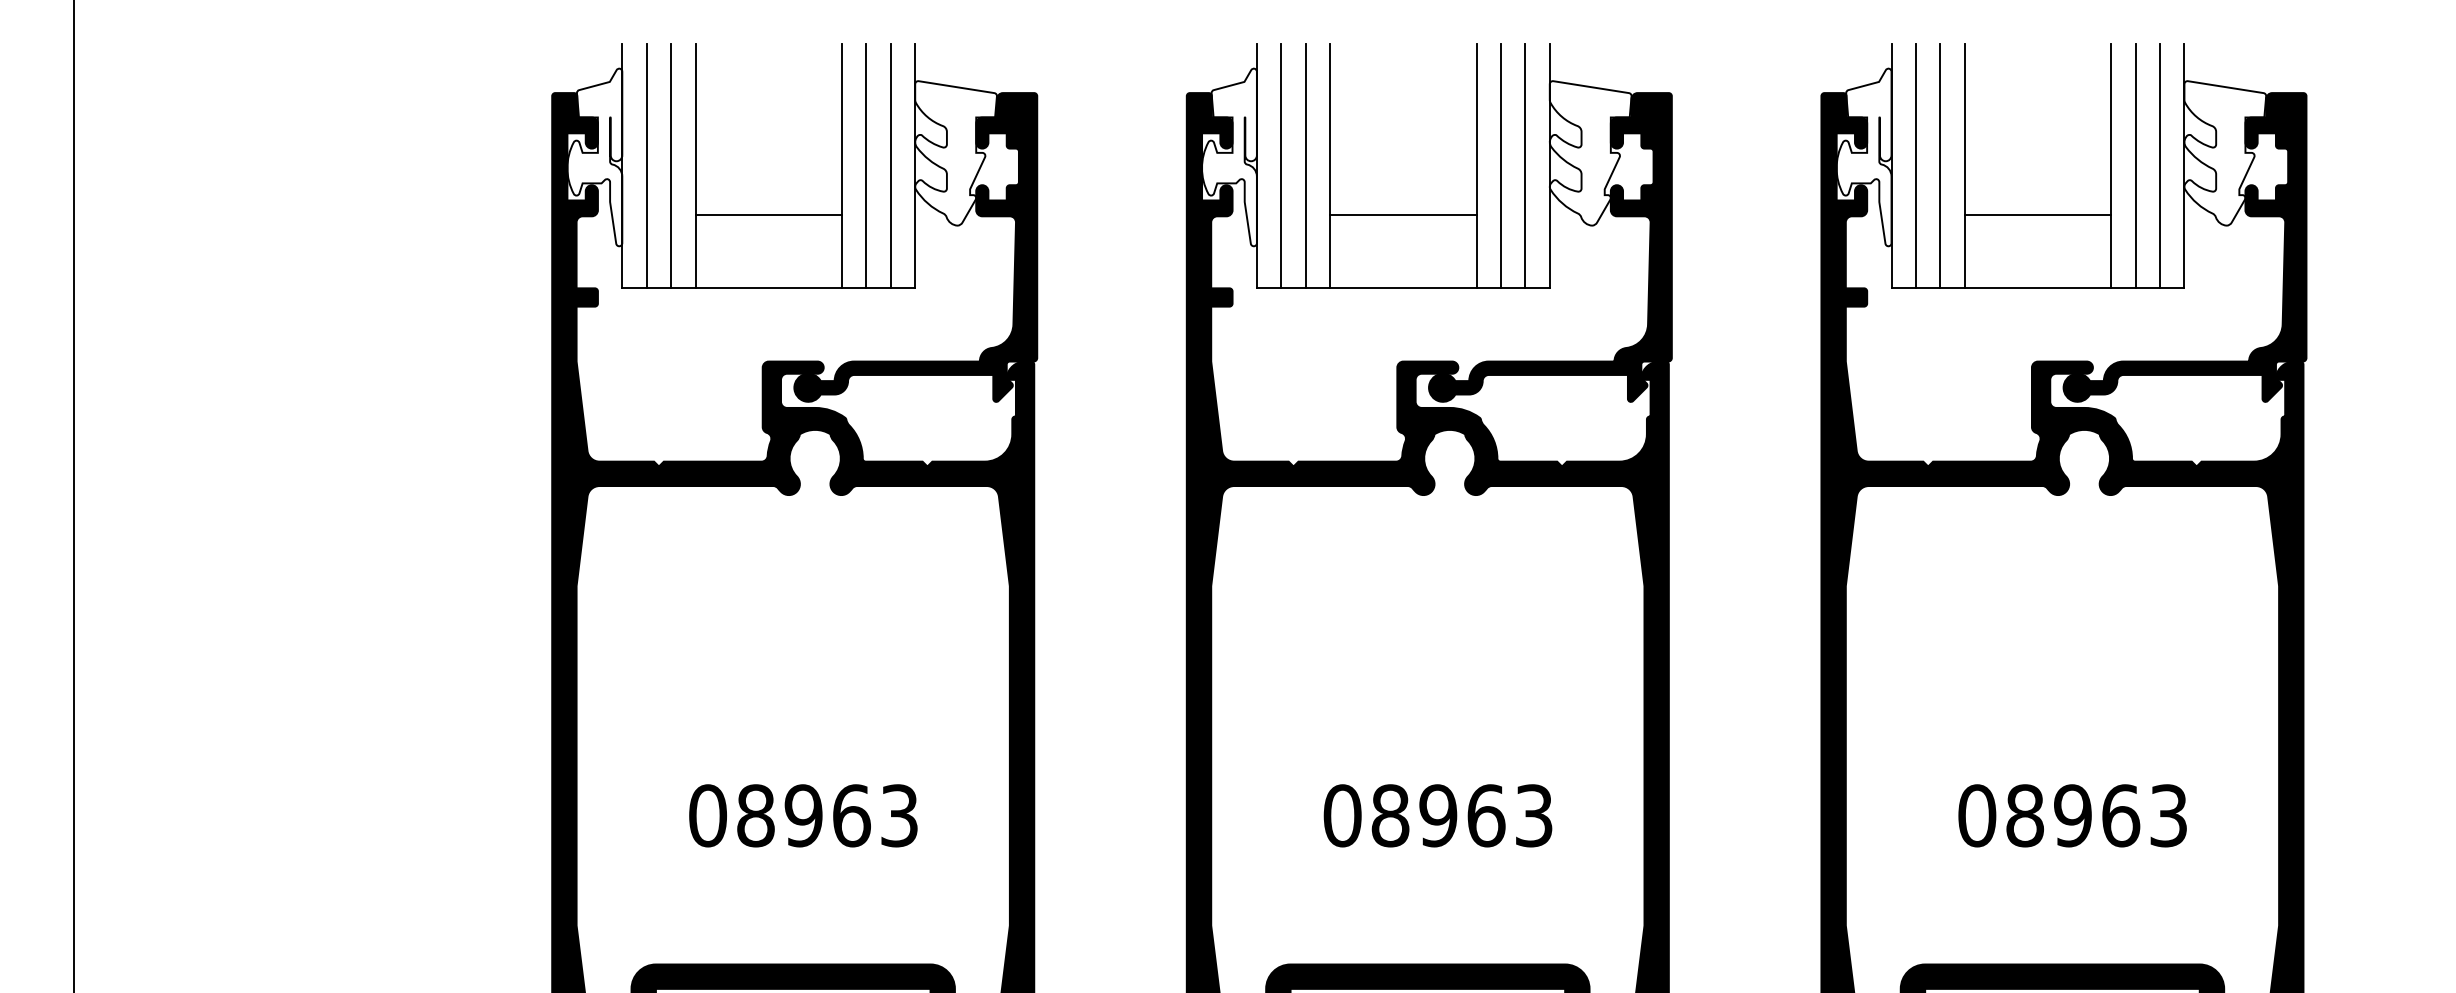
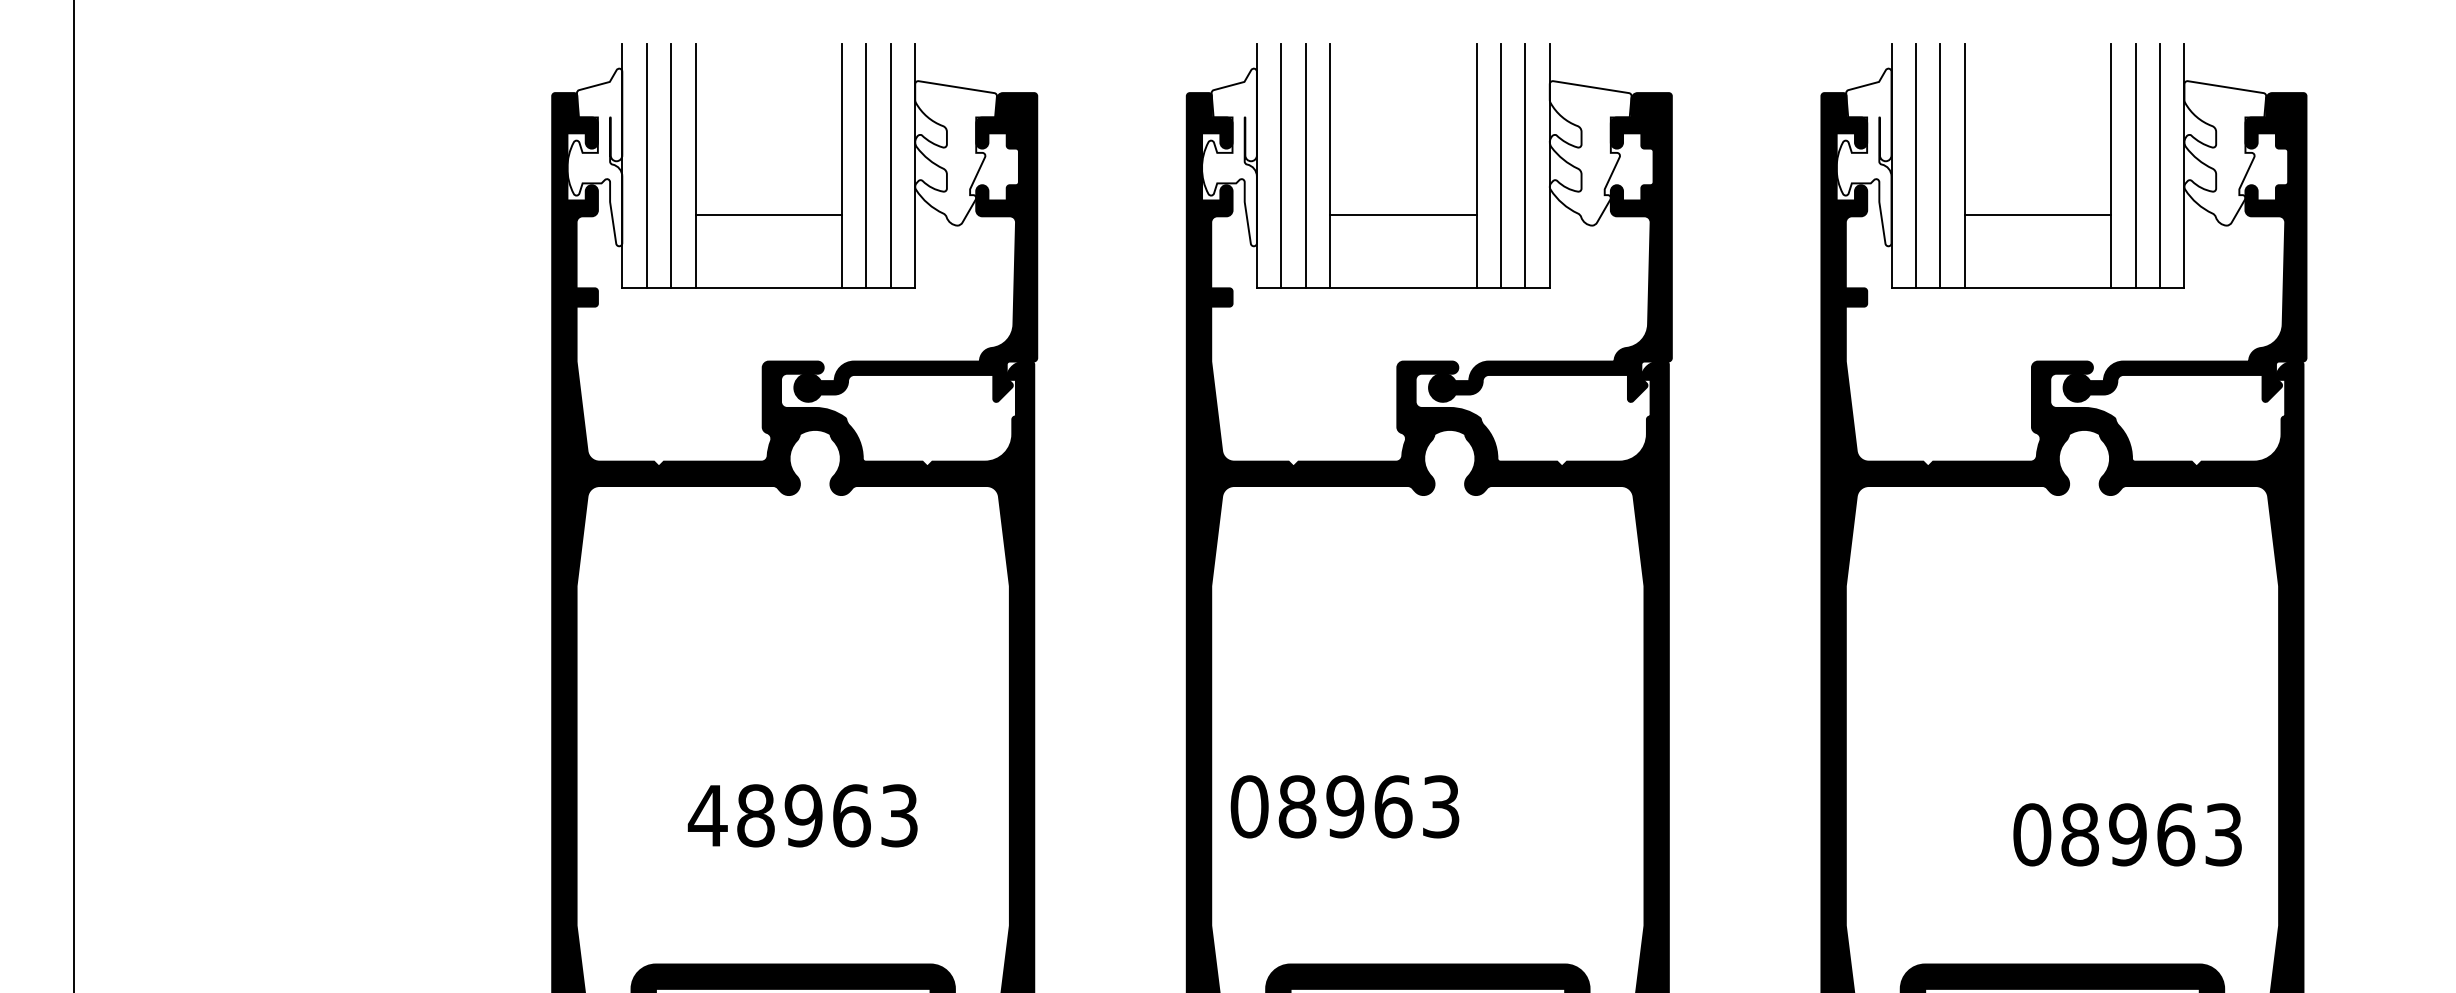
text: 08963 -> 48963 (707, 815)
text position: (1437, 815) -> (1344, 806) (1344, 806)
text position: (2072, 815) -> (2127, 834) (2127, 834)
